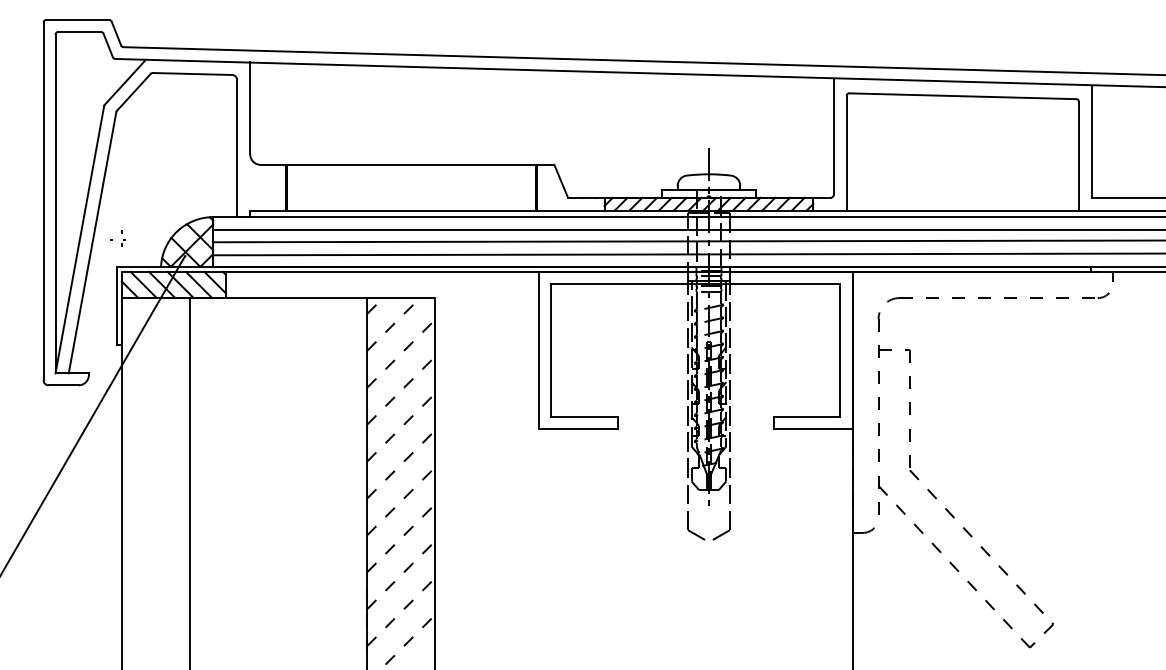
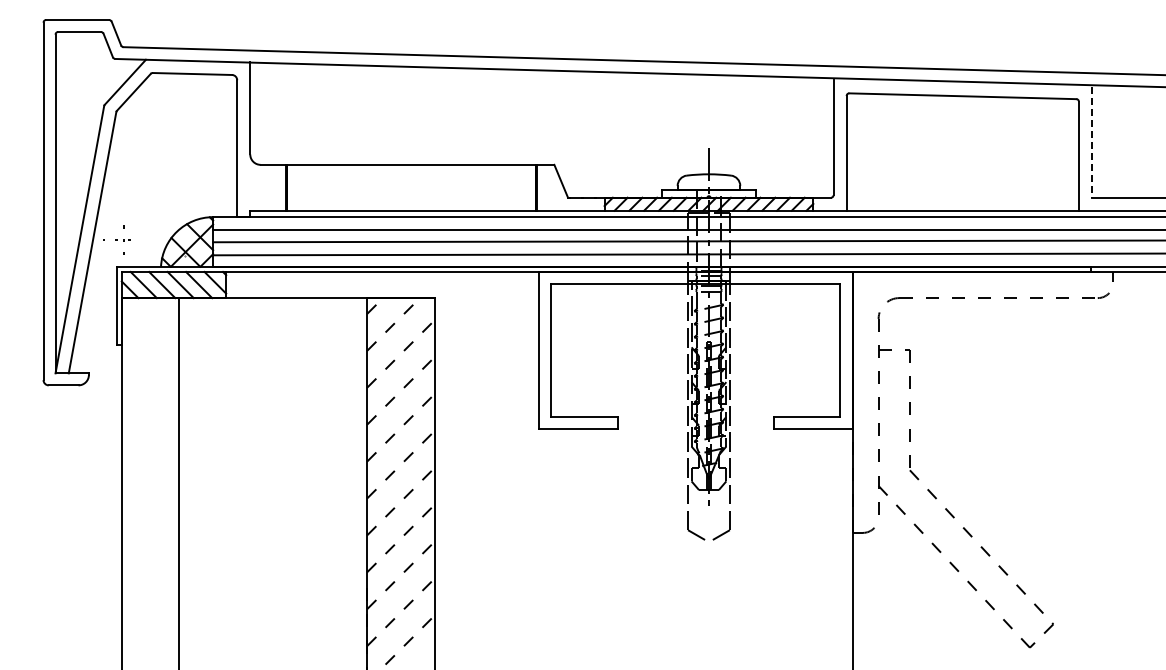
line: solid -> dashed (1091, 142)
part size: 16x17 px -> 28x30 px (116, 239)
line: present -> none (93, 413)
line position: (189, 482) -> (178, 482) (178, 482)
